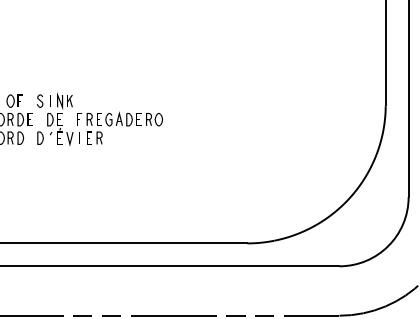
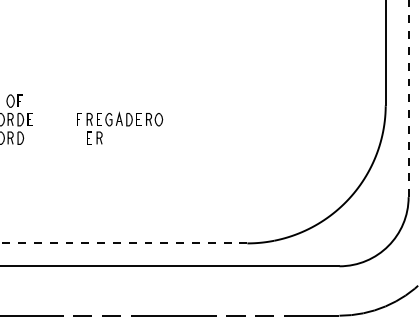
line: solid -> dashed (408, 98)
part: present -> none (58, 119)
line: solid -> dashed (123, 243)
